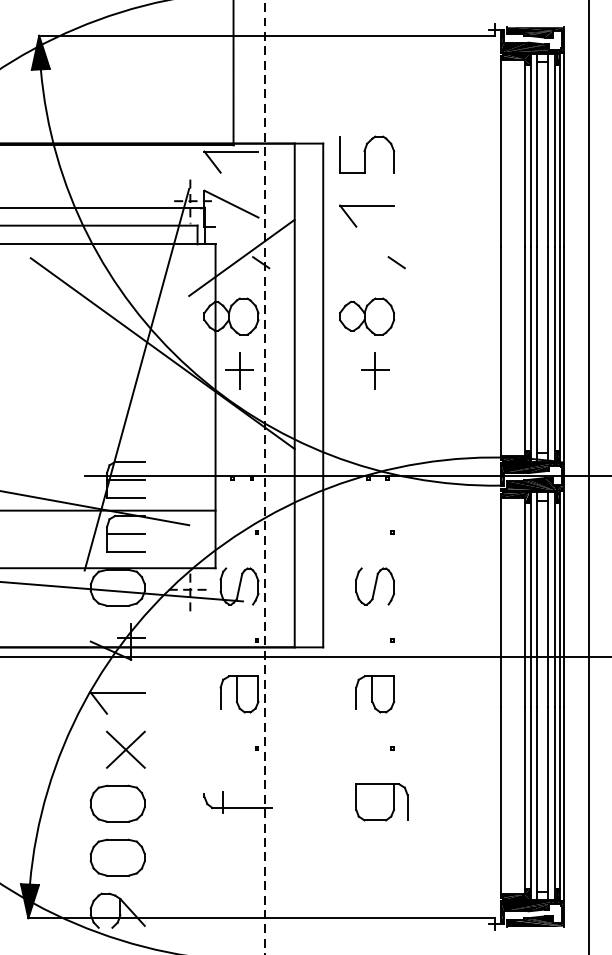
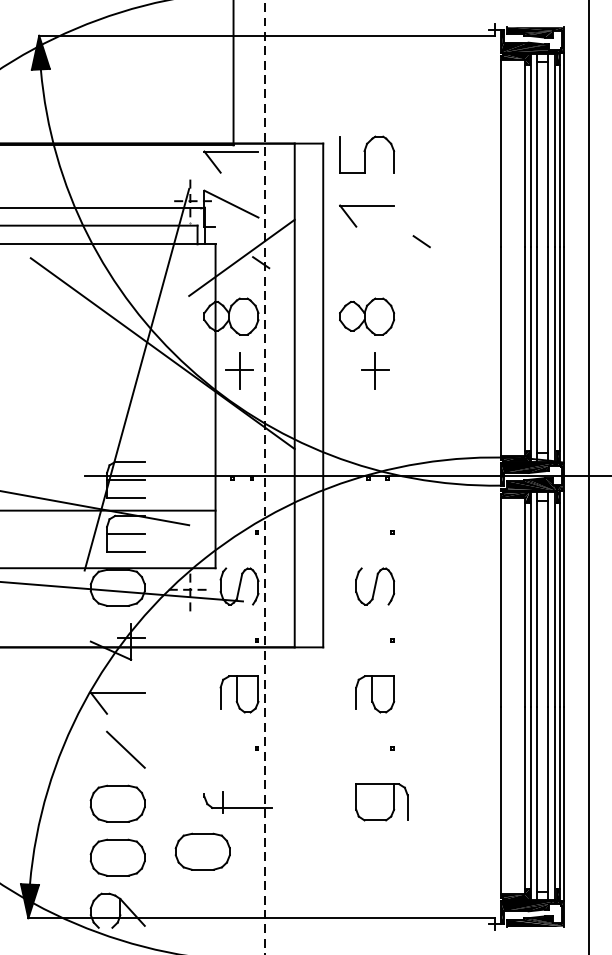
line position: (396, 262) -> (421, 241) (421, 241)
line: present -> none (305, 656)
line: present -> none (125, 749)
part: none -> present (202, 851)
